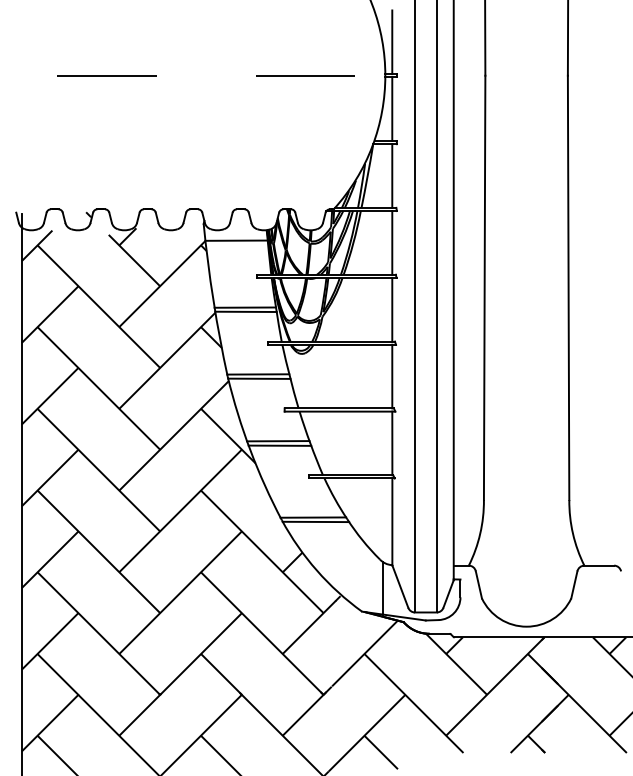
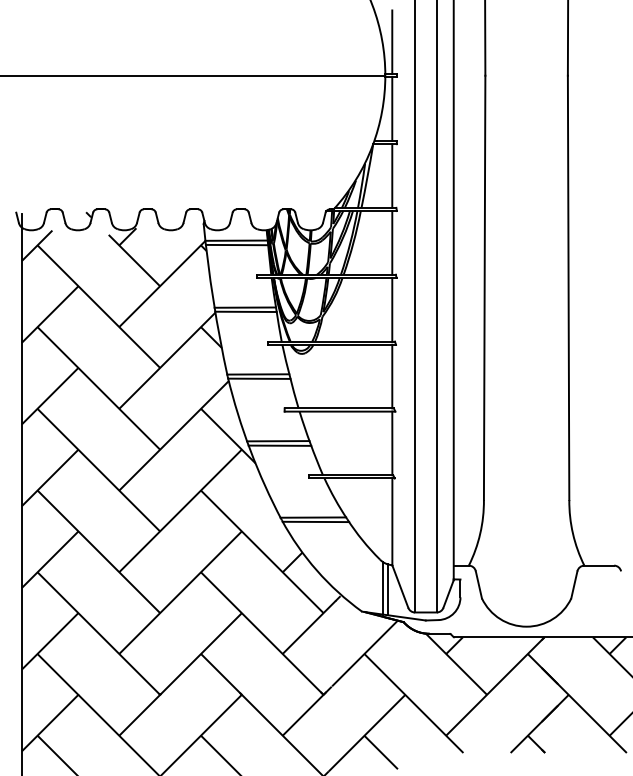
line: dashed -> solid (193, 75)
line: none -> present (236, 244)
line: none -> present (388, 589)
